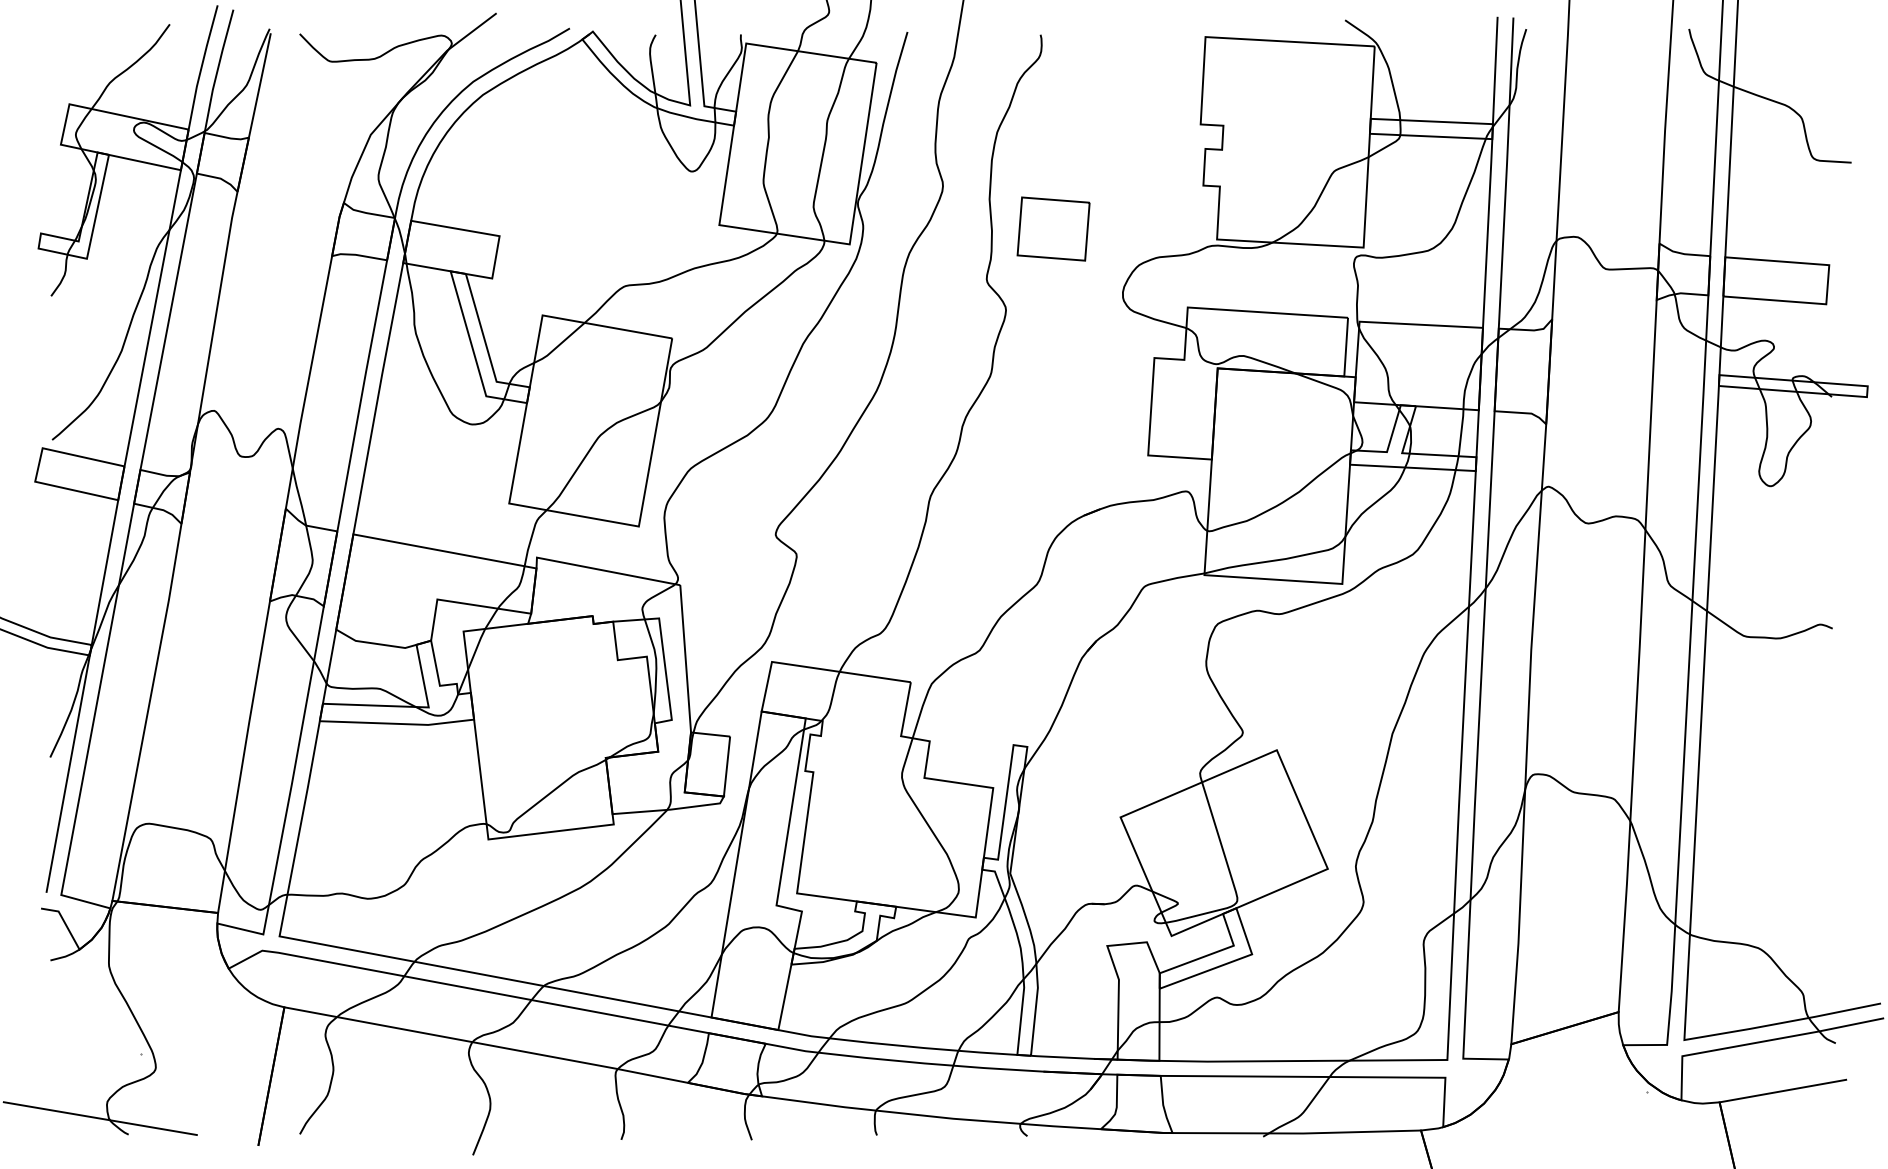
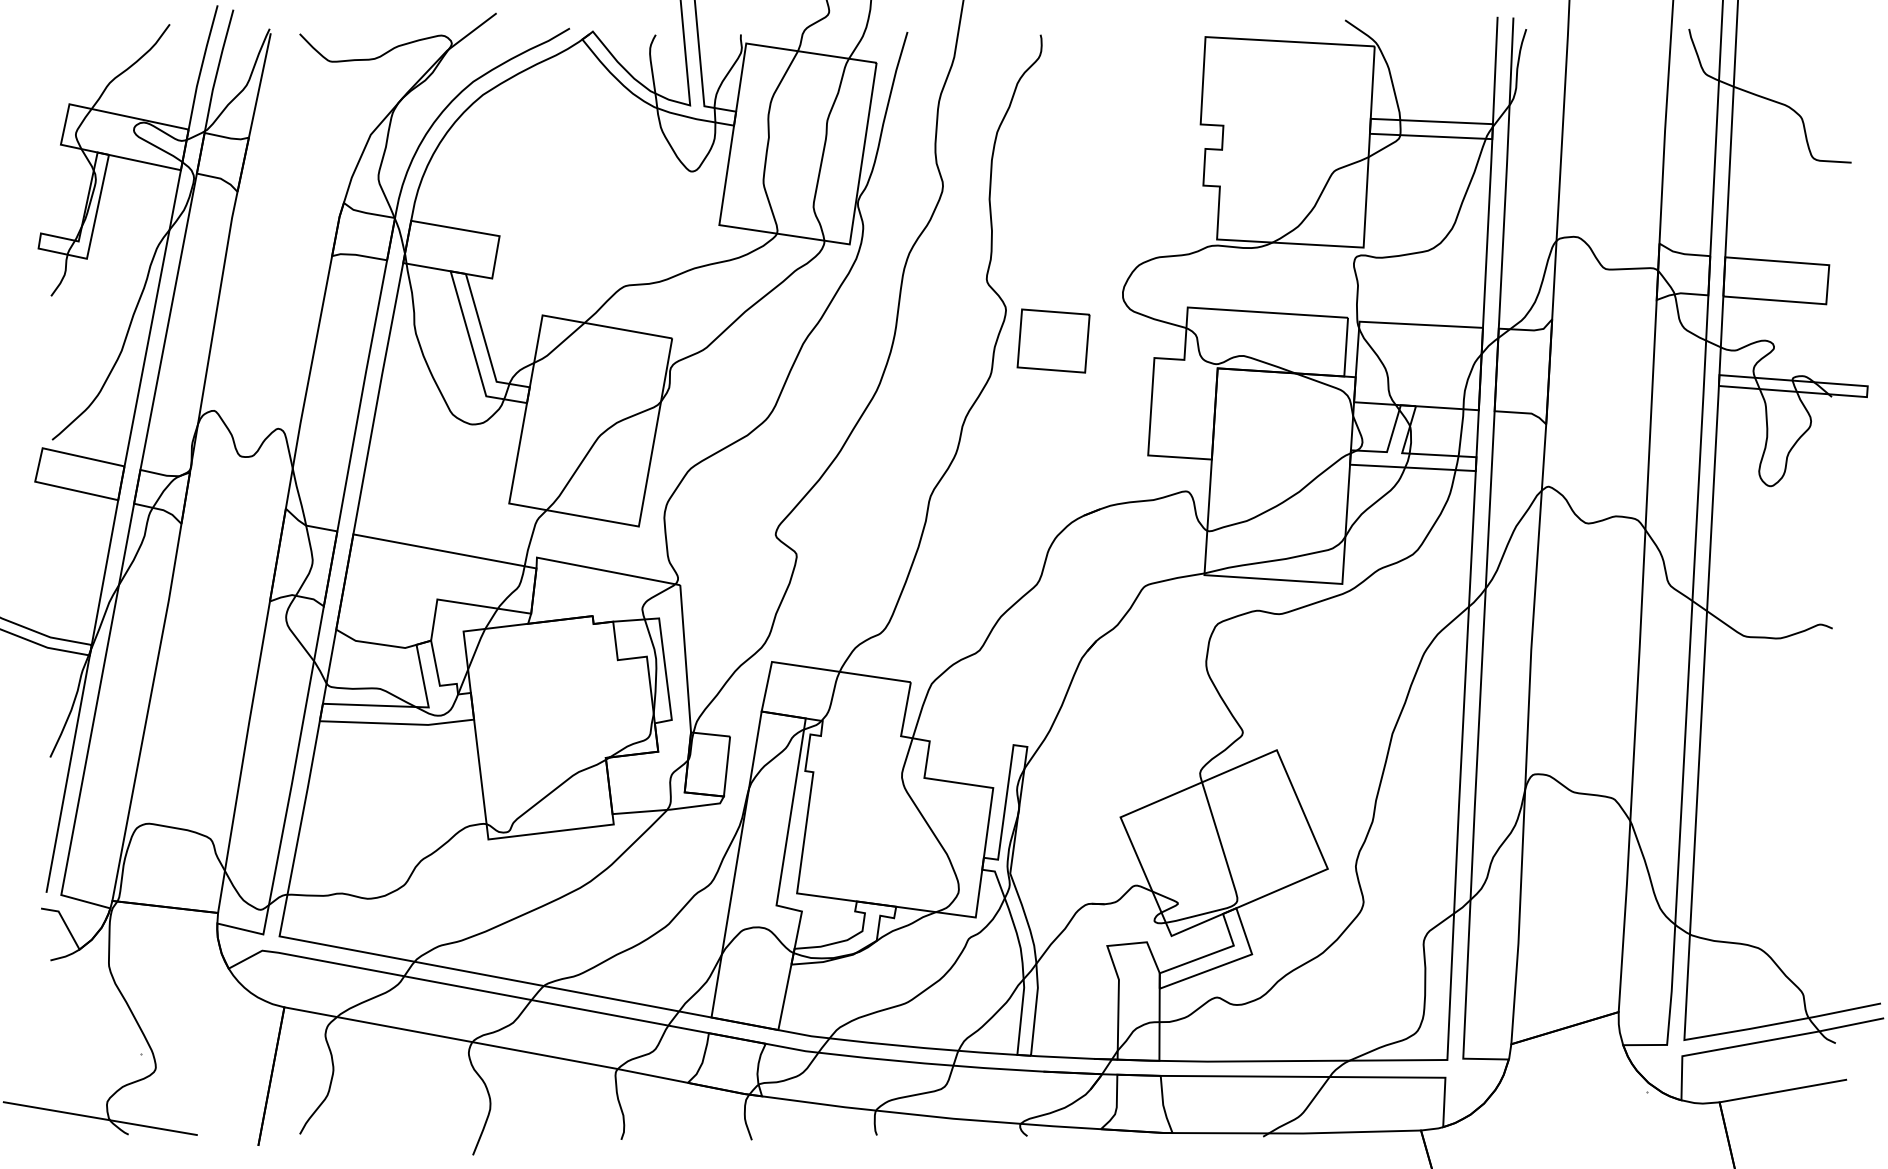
part position: (1053, 228) -> (1053, 340) (1053, 340)
